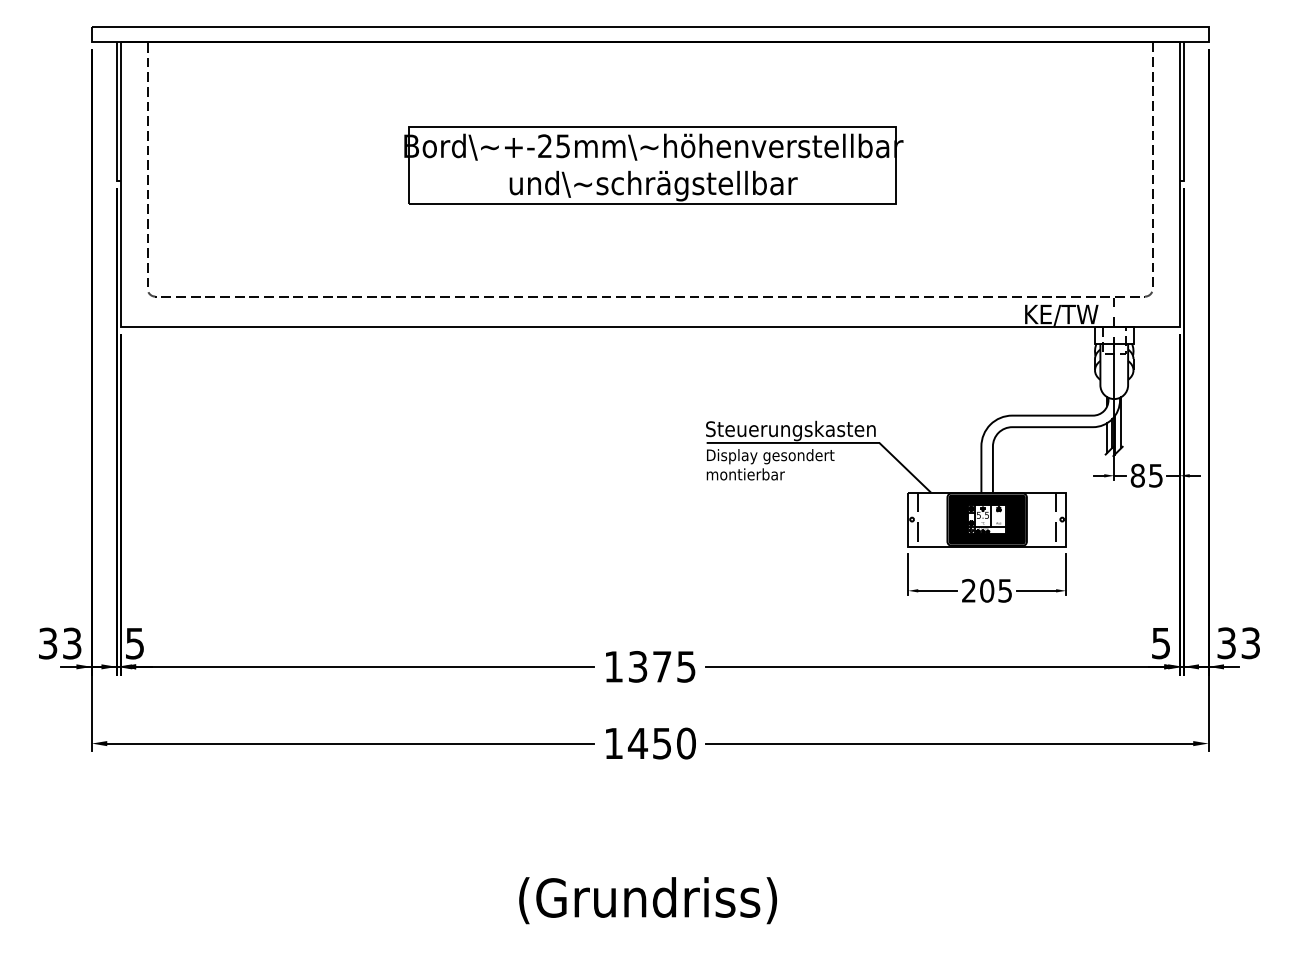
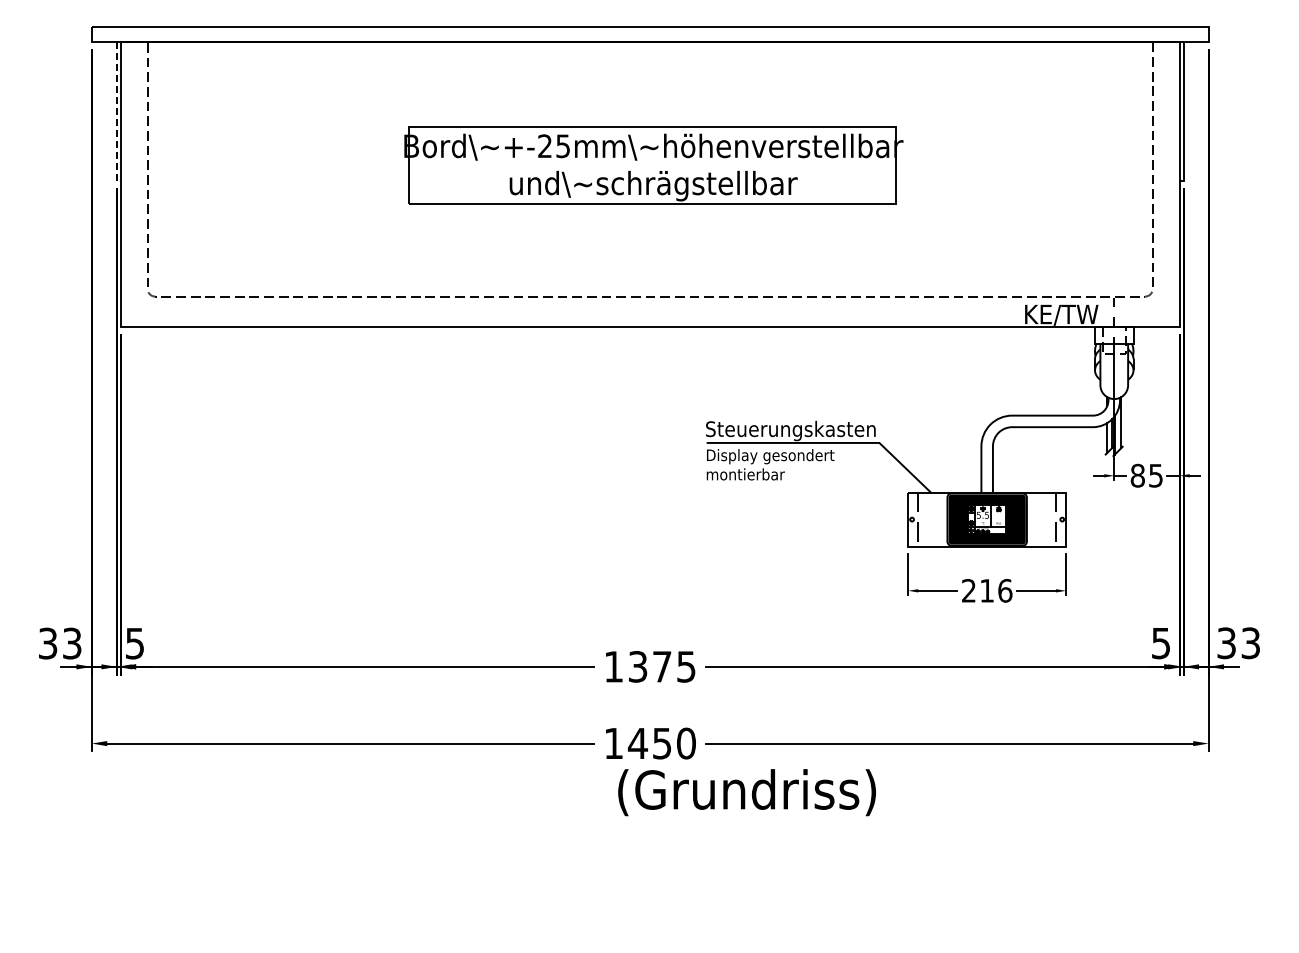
line: solid -> dashed (116, 114)
text: 205 -> 216 (996, 590)
text position: (647, 900) -> (746, 792) (746, 792)
